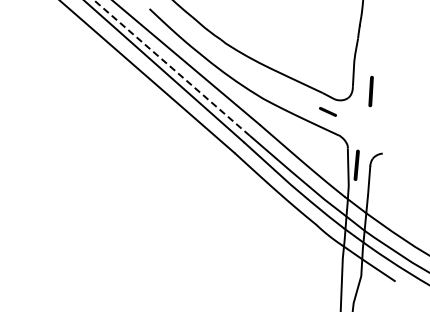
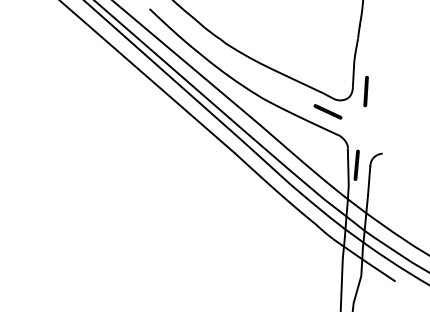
line: dashed -> solid (171, 67)
line position: (370, 91) -> (365, 91) (365, 91)
part size: 18x10 px -> 30x16 px (327, 111)
